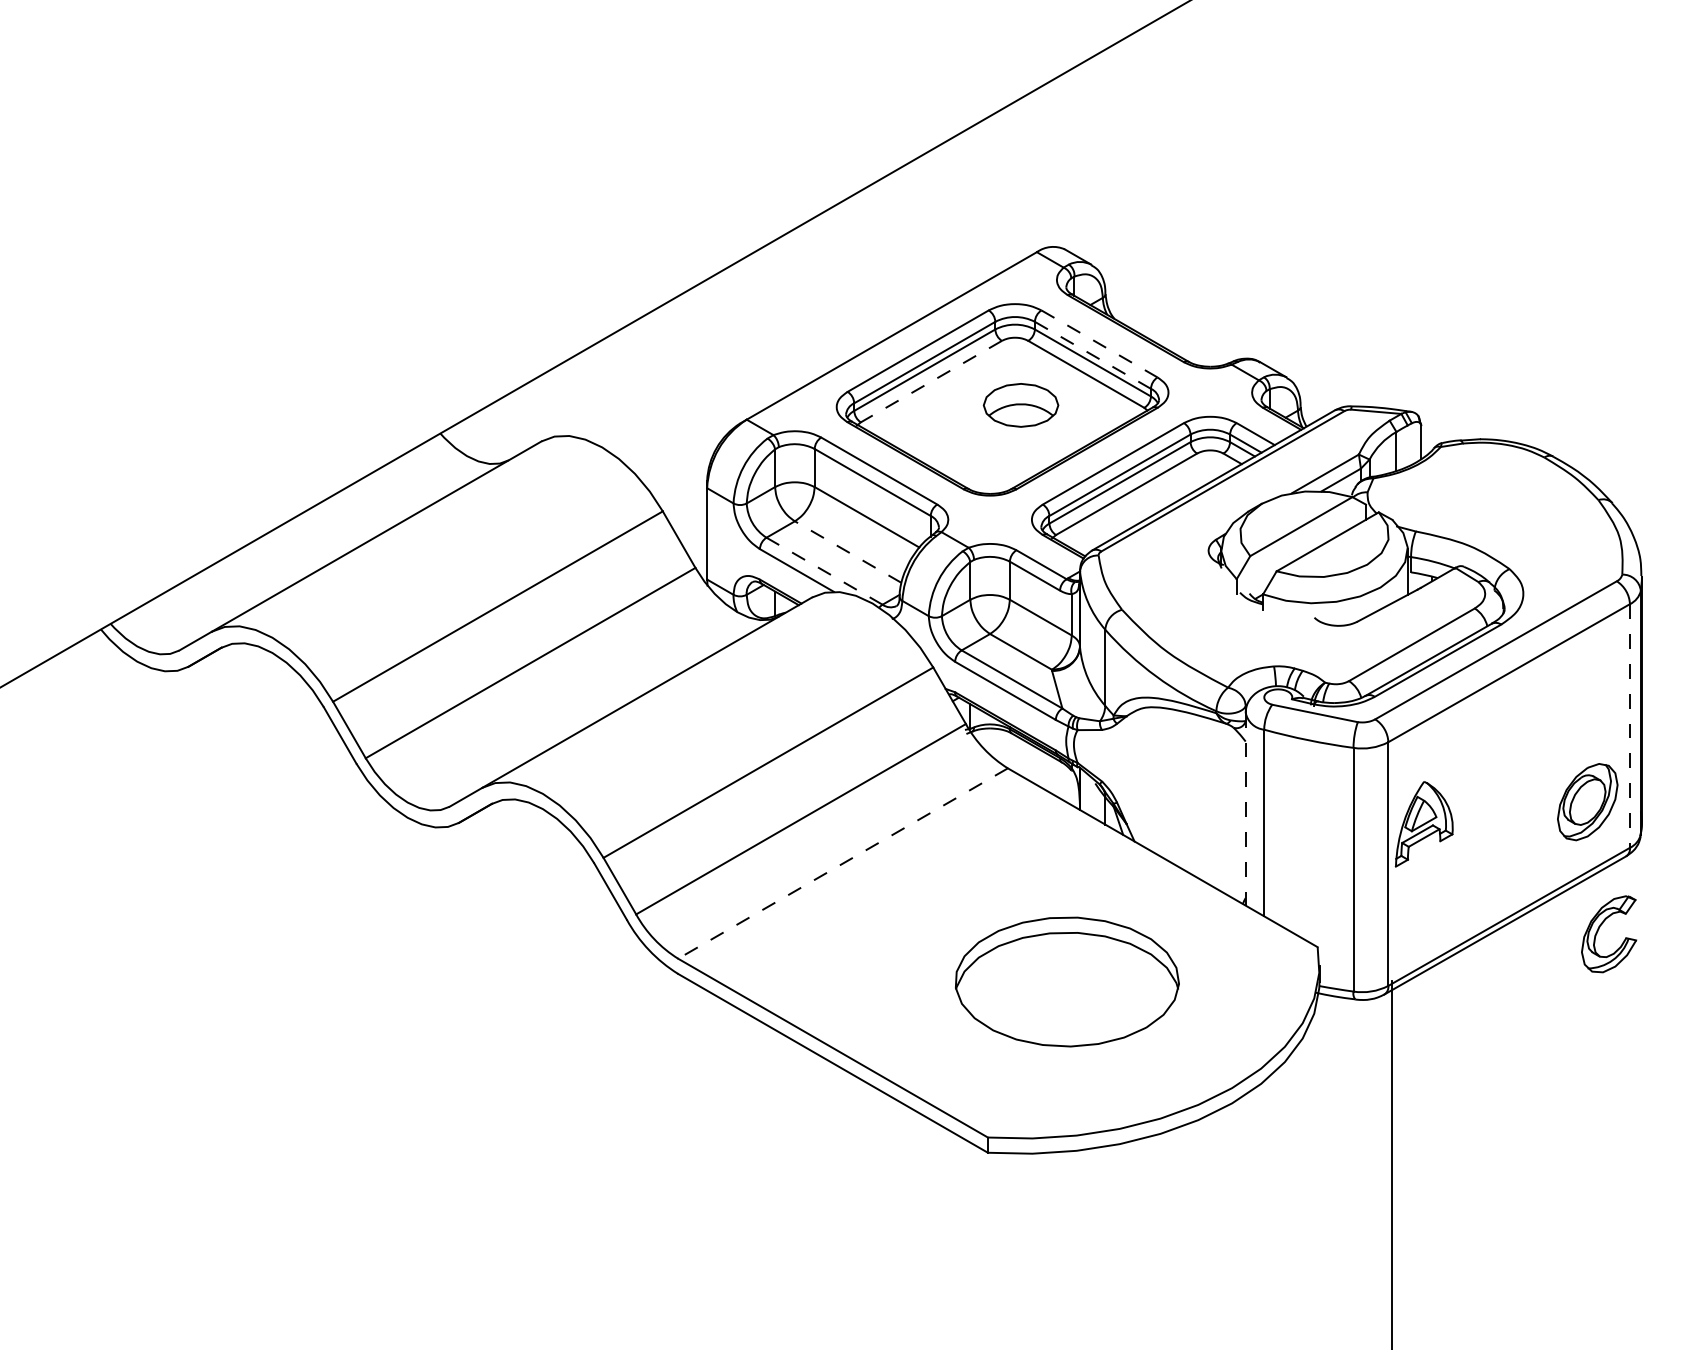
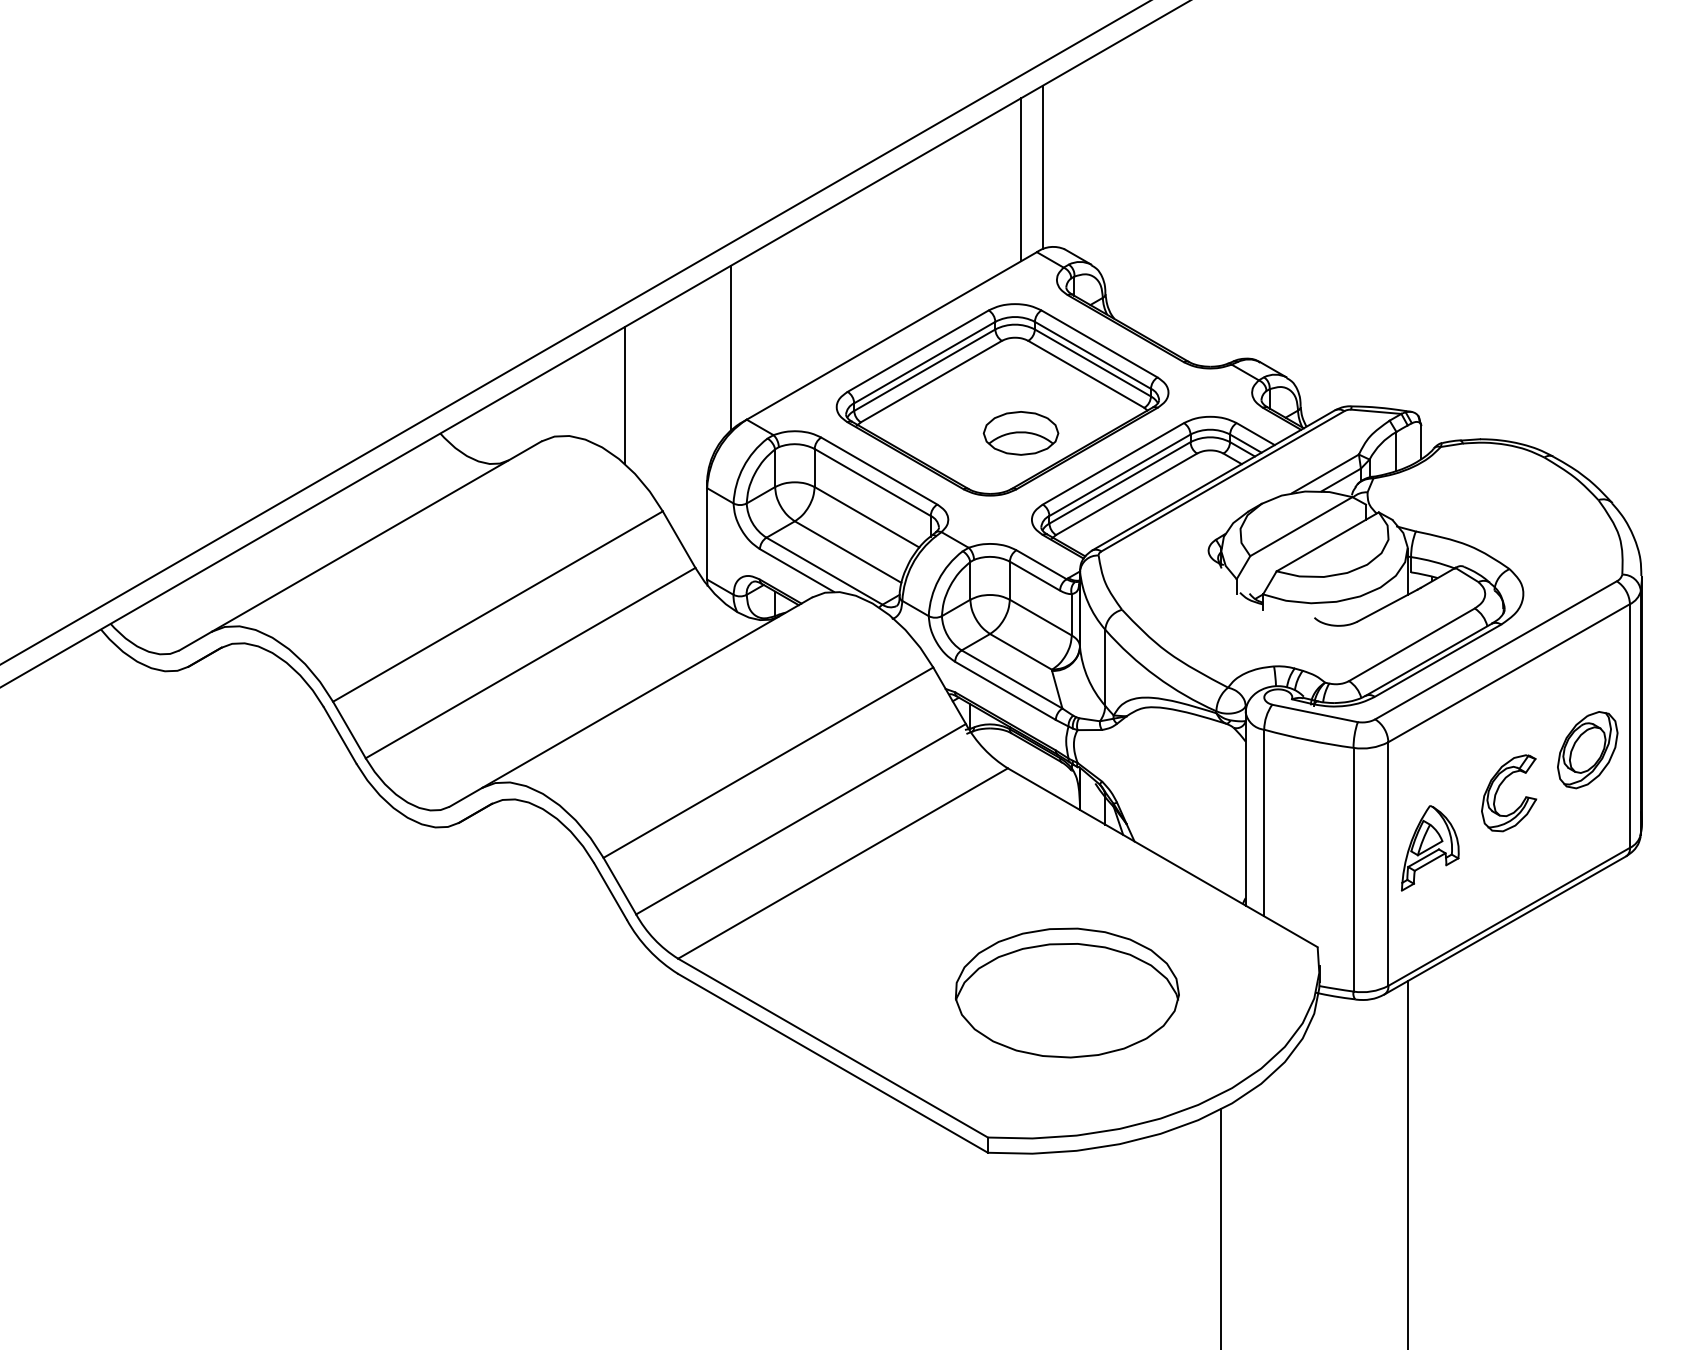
line: none -> present (1042, 167)
line: none -> present (1021, 179)
line: none -> present (575, 332)
line: dashed -> solid (1099, 344)
line: none -> present (730, 347)
line: dashed -> solid (1093, 355)
line: dashed -> solid (930, 381)
line: none -> present (625, 395)
part position: (1020, 405) -> (1020, 433) (1020, 433)
line: dashed -> solid (847, 551)
line: dashed -> solid (824, 570)
line: dashed -> solid (1629, 726)
part position: (1587, 802) -> (1587, 750) (1587, 750)
line: dashed -> solid (1245, 809)
part position: (1423, 824) -> (1429, 848) (1429, 848)
line: dashed -> solid (842, 863)
part position: (1599, 929) -> (1499, 788) (1499, 788)
part position: (1067, 981) -> (1067, 992) (1067, 992)
line position: (1391, 1163) -> (1407, 1163) (1407, 1163)
line: none -> present (1221, 1227)
